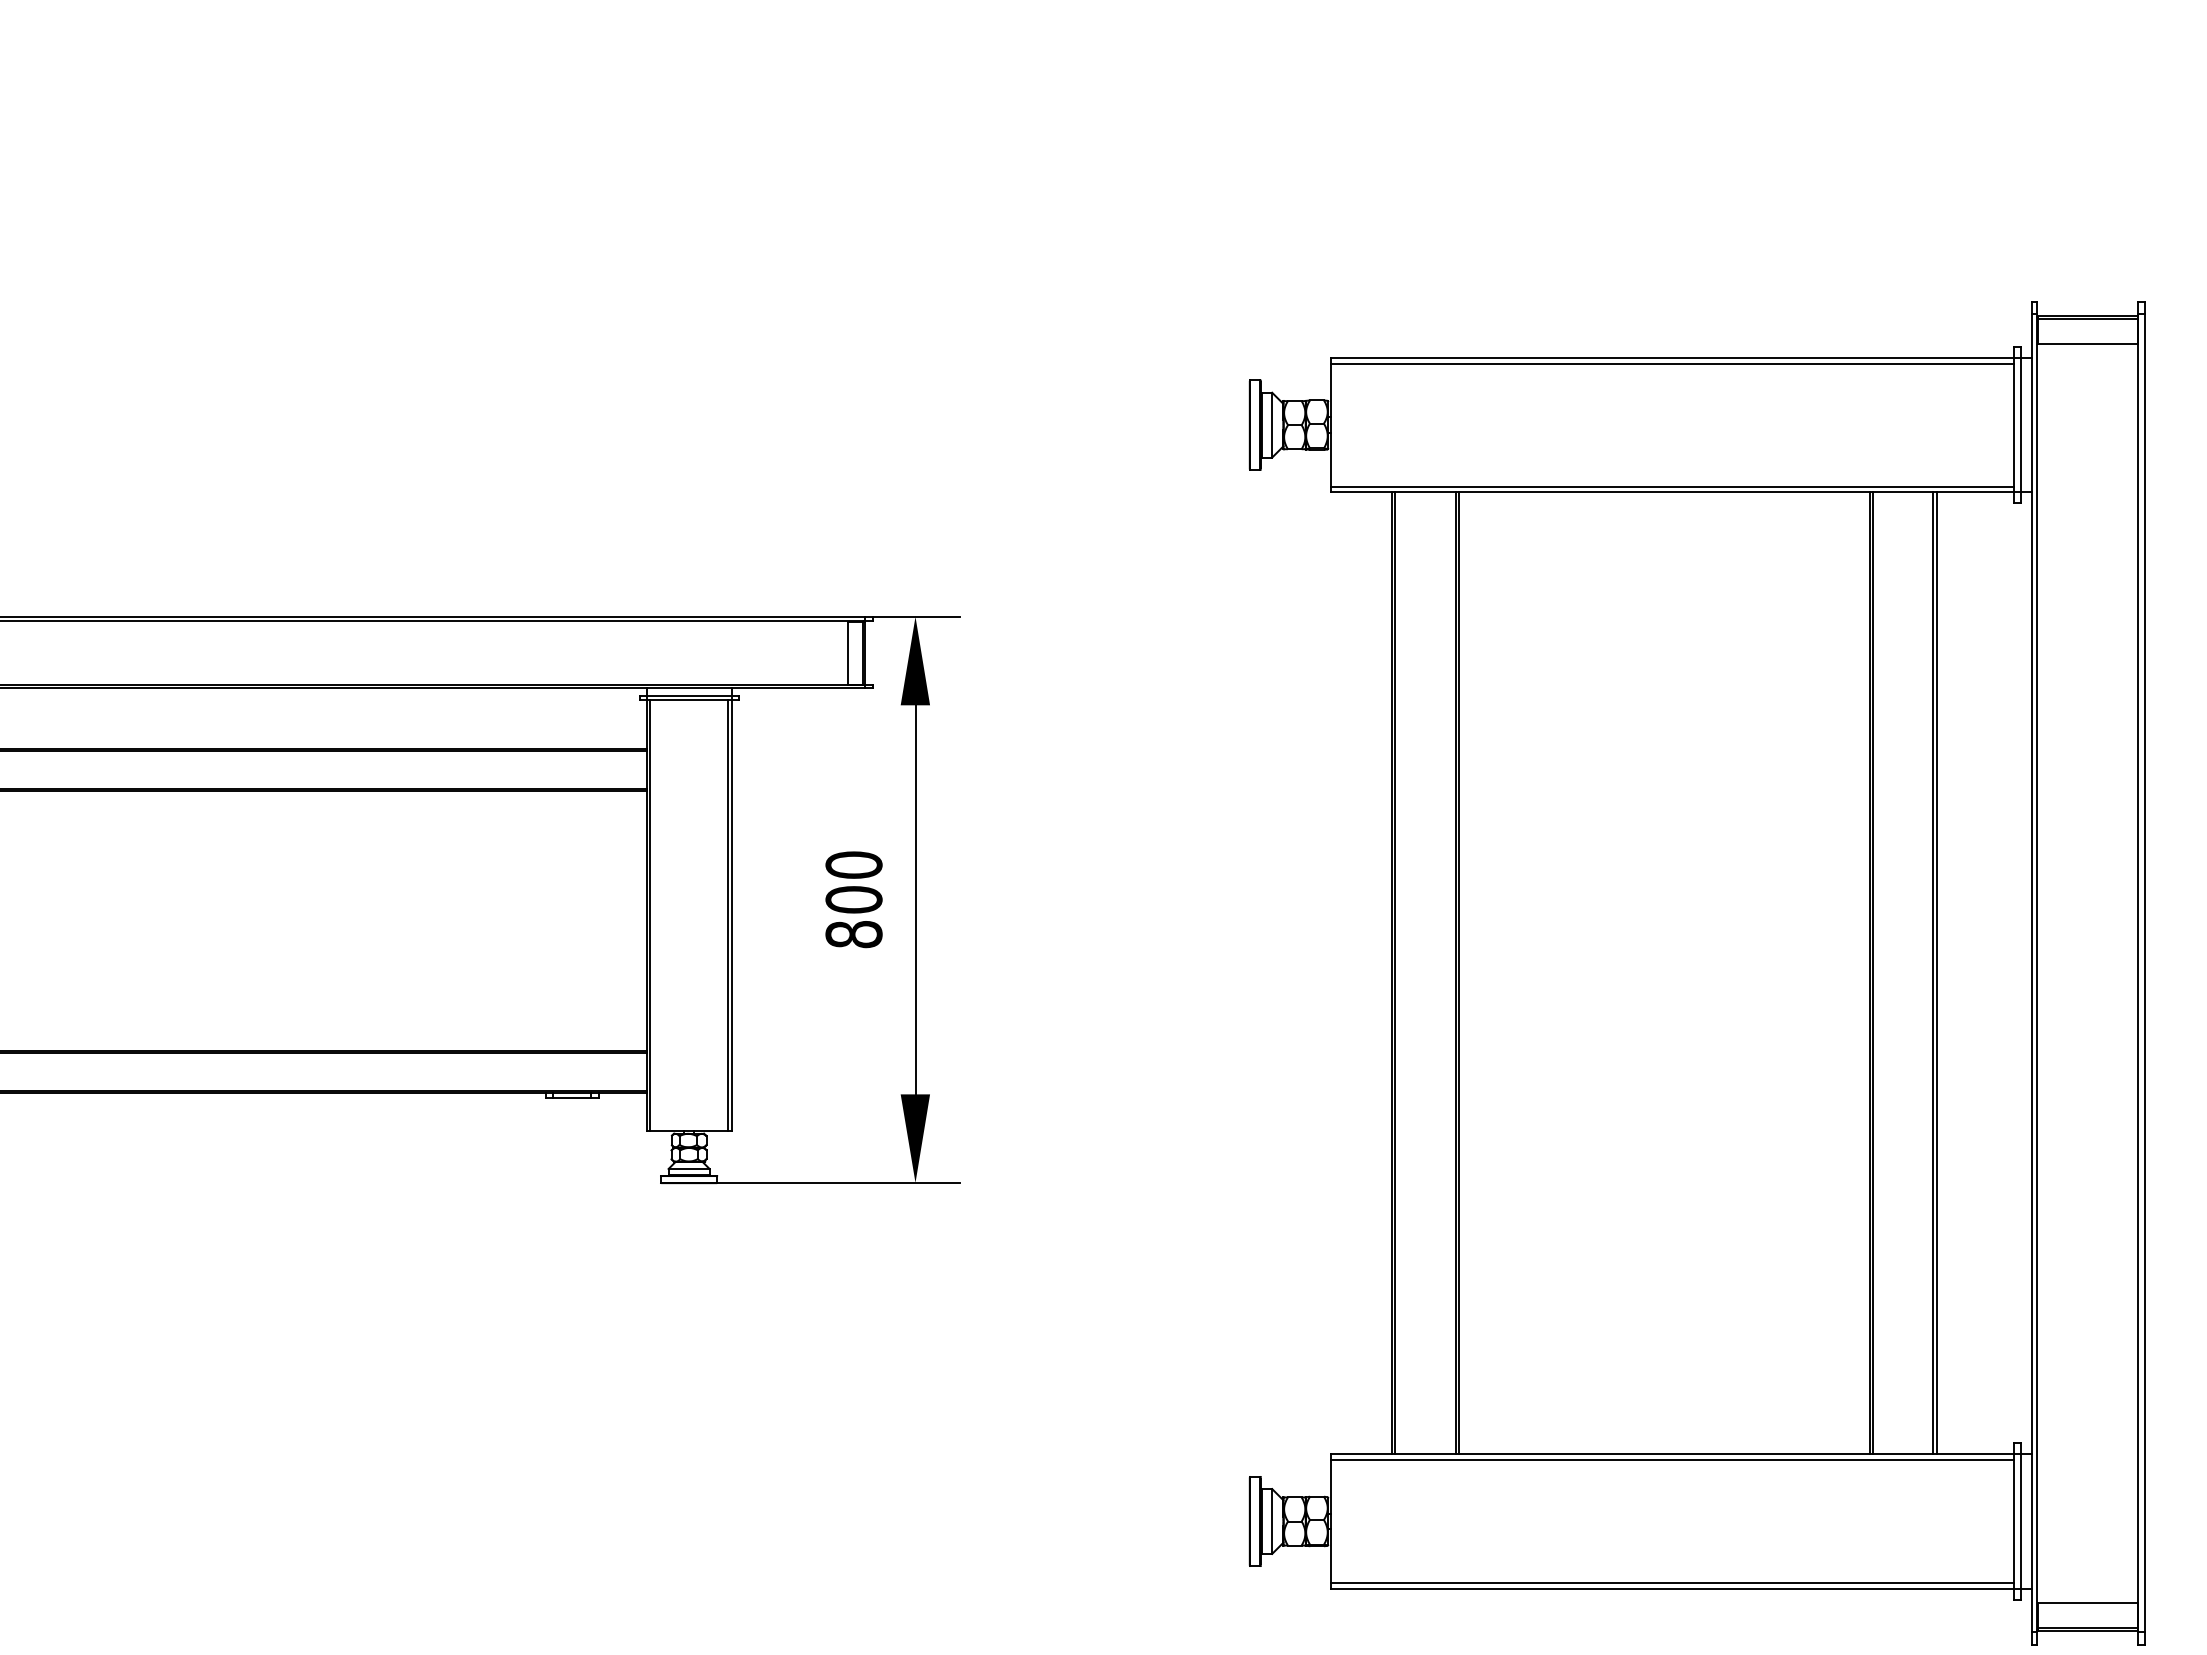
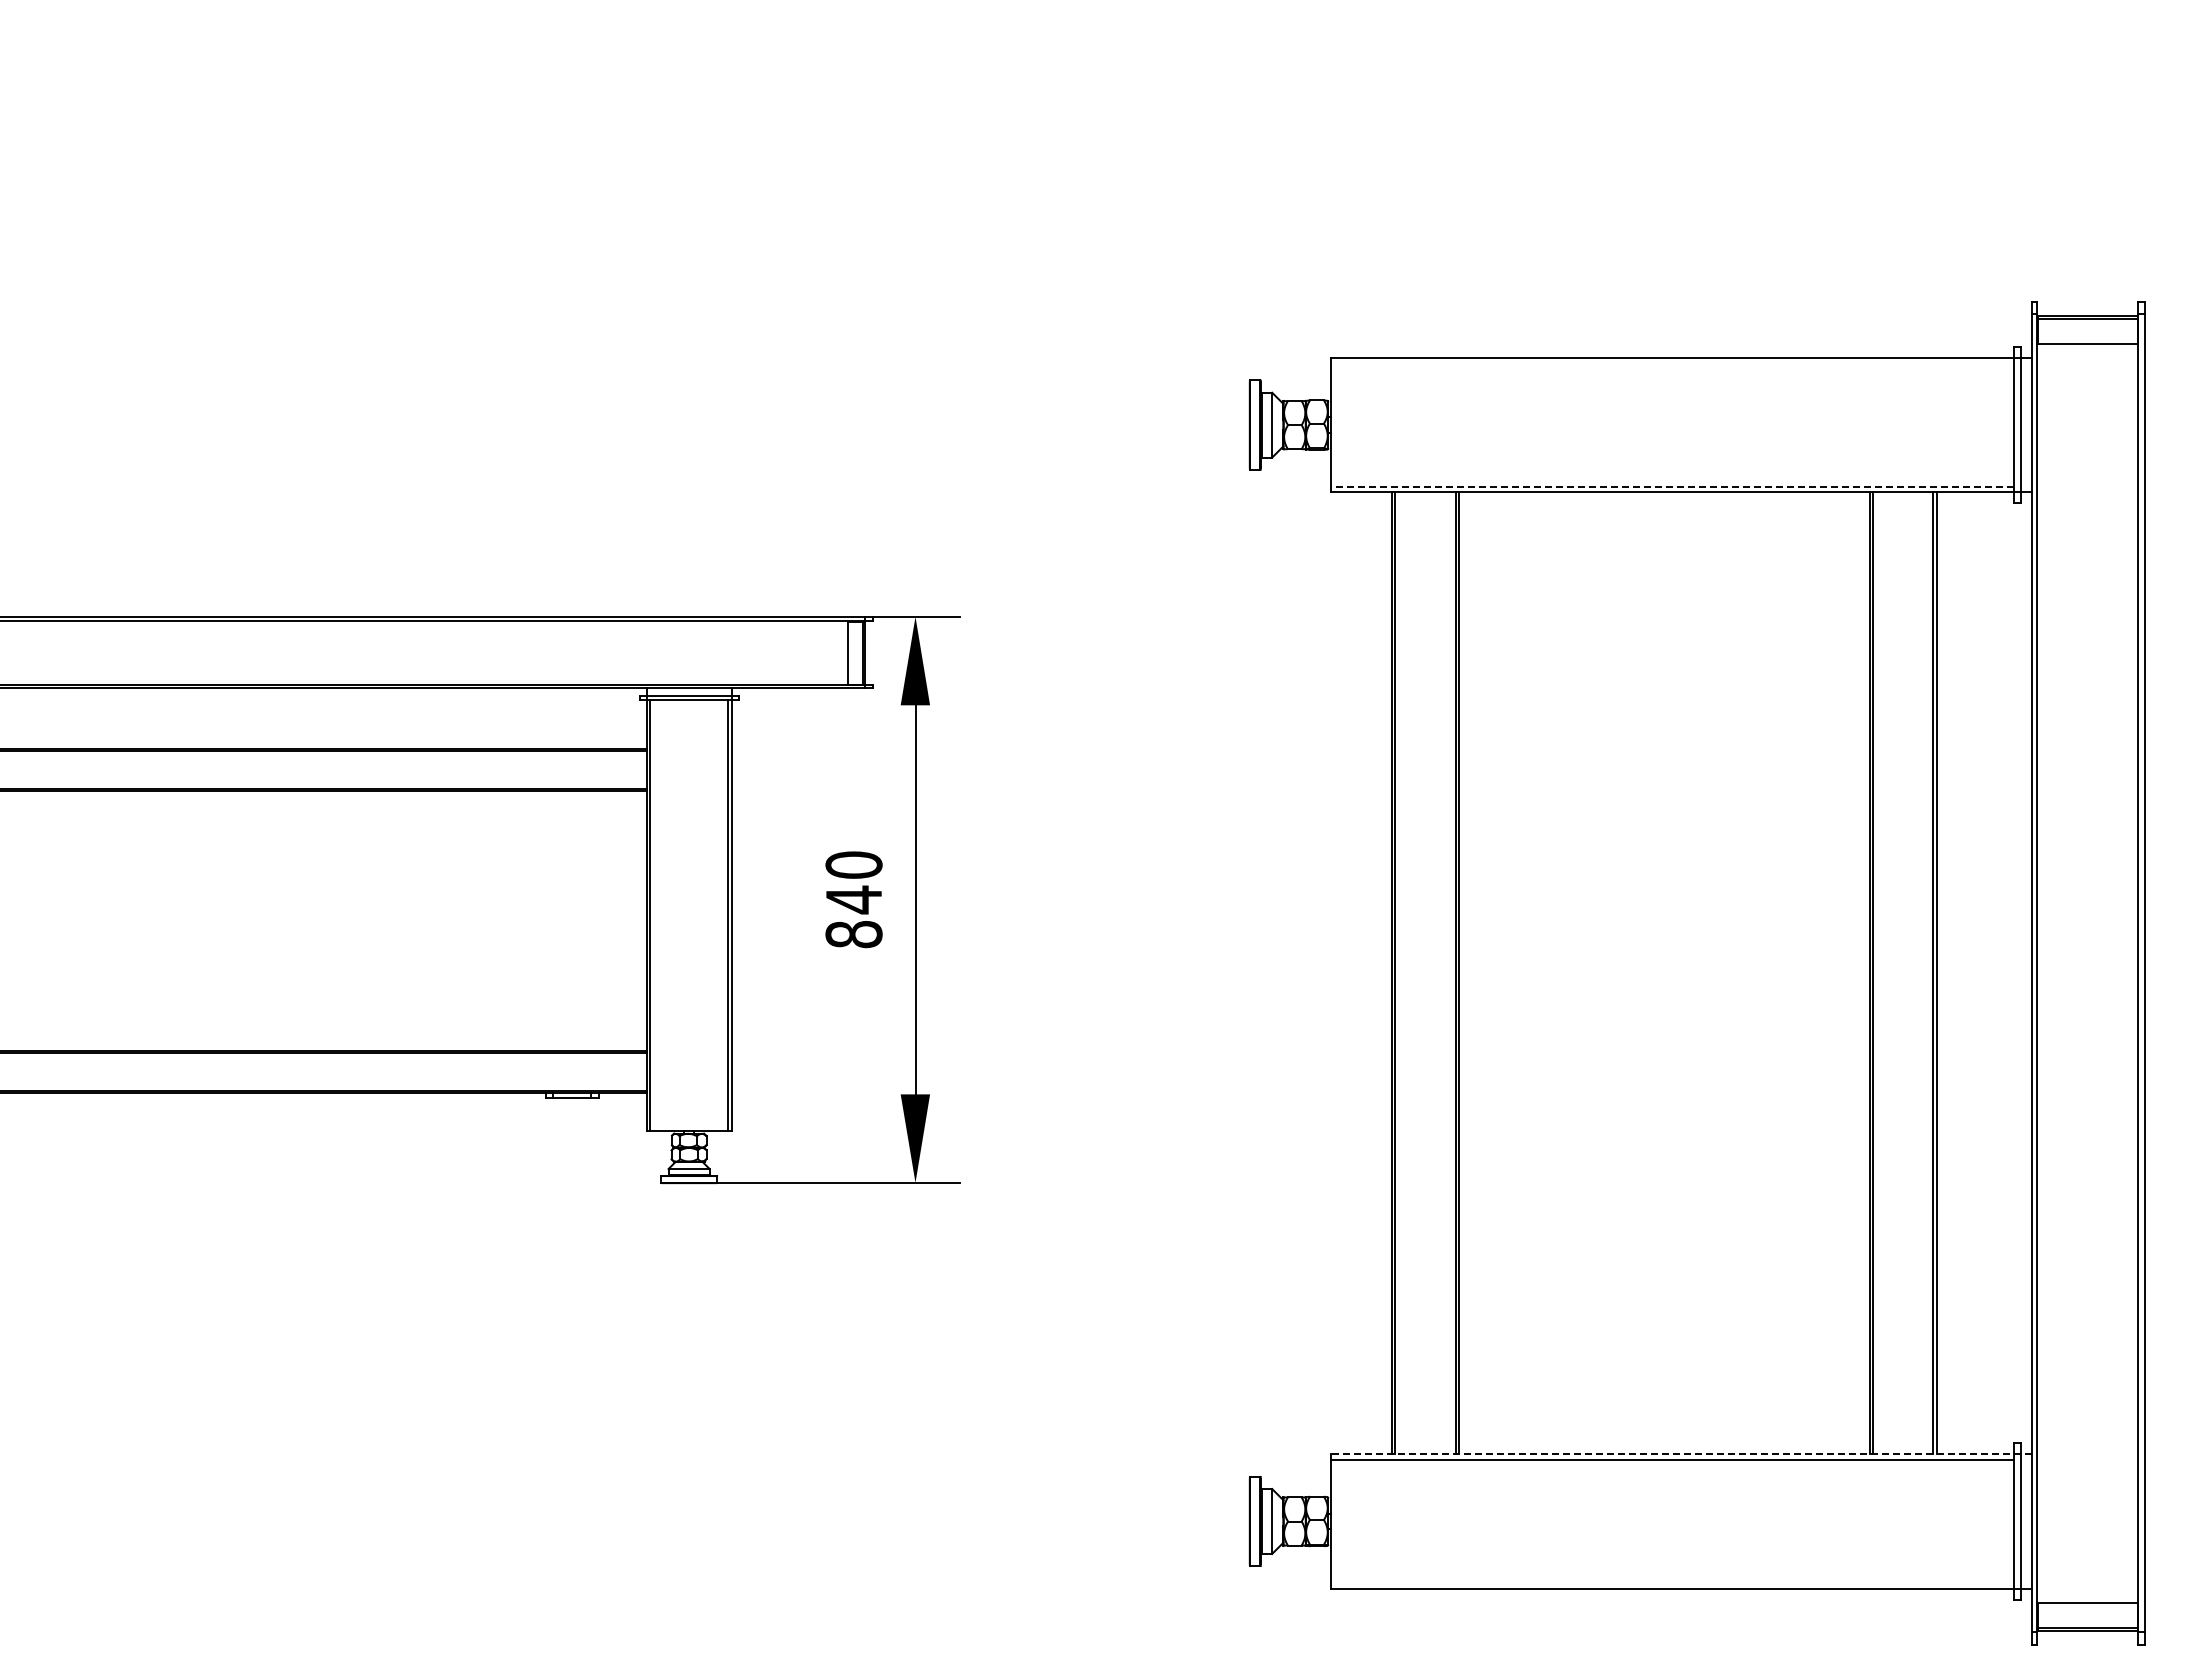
line: present -> none (1672, 363)
line: solid -> dashed (1672, 486)
text: 800 -> 840 (853, 899)
line: solid -> dashed (1681, 1454)
line: present -> none (1672, 1583)
